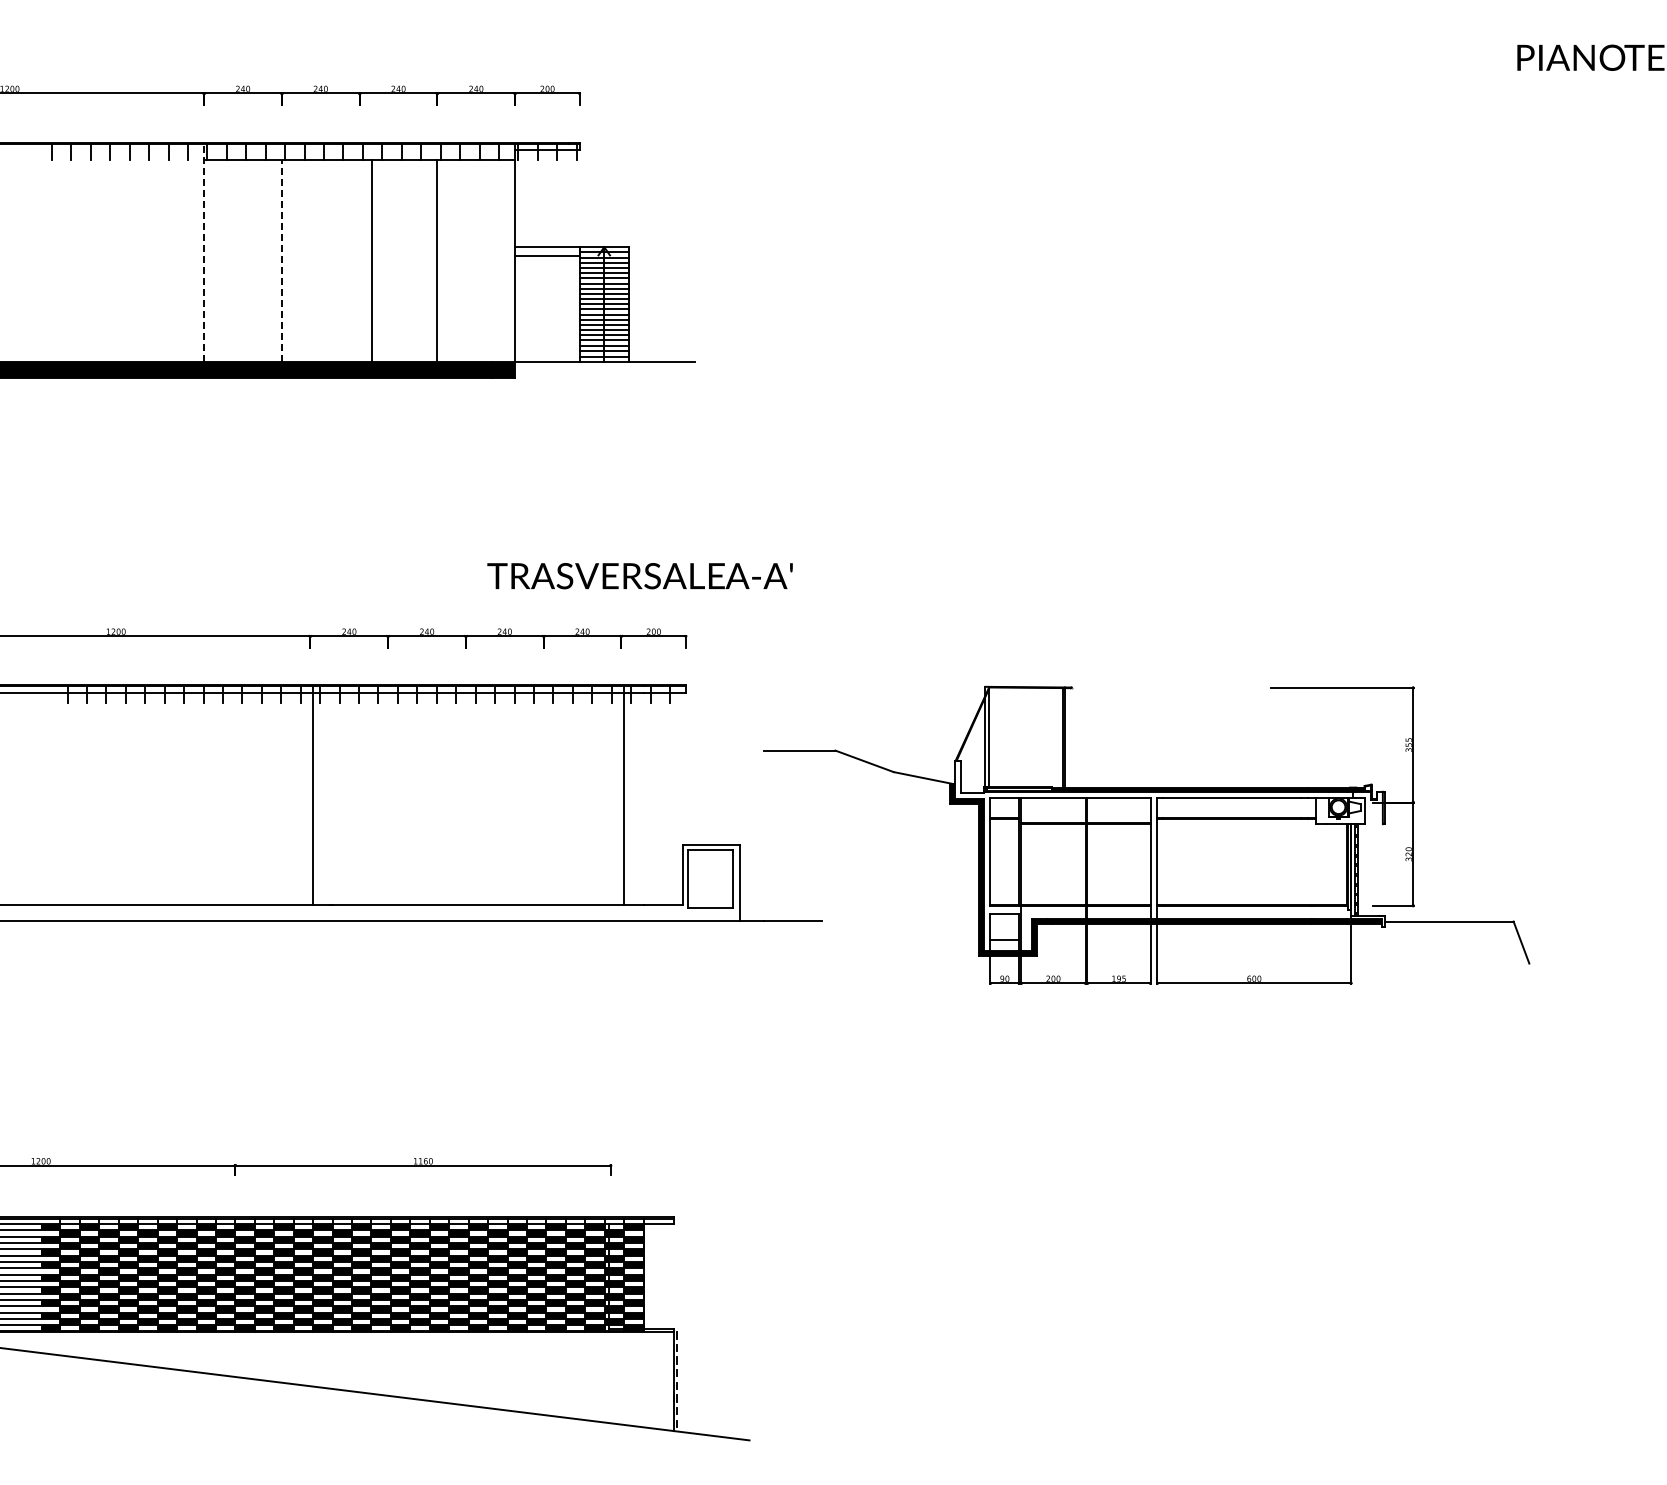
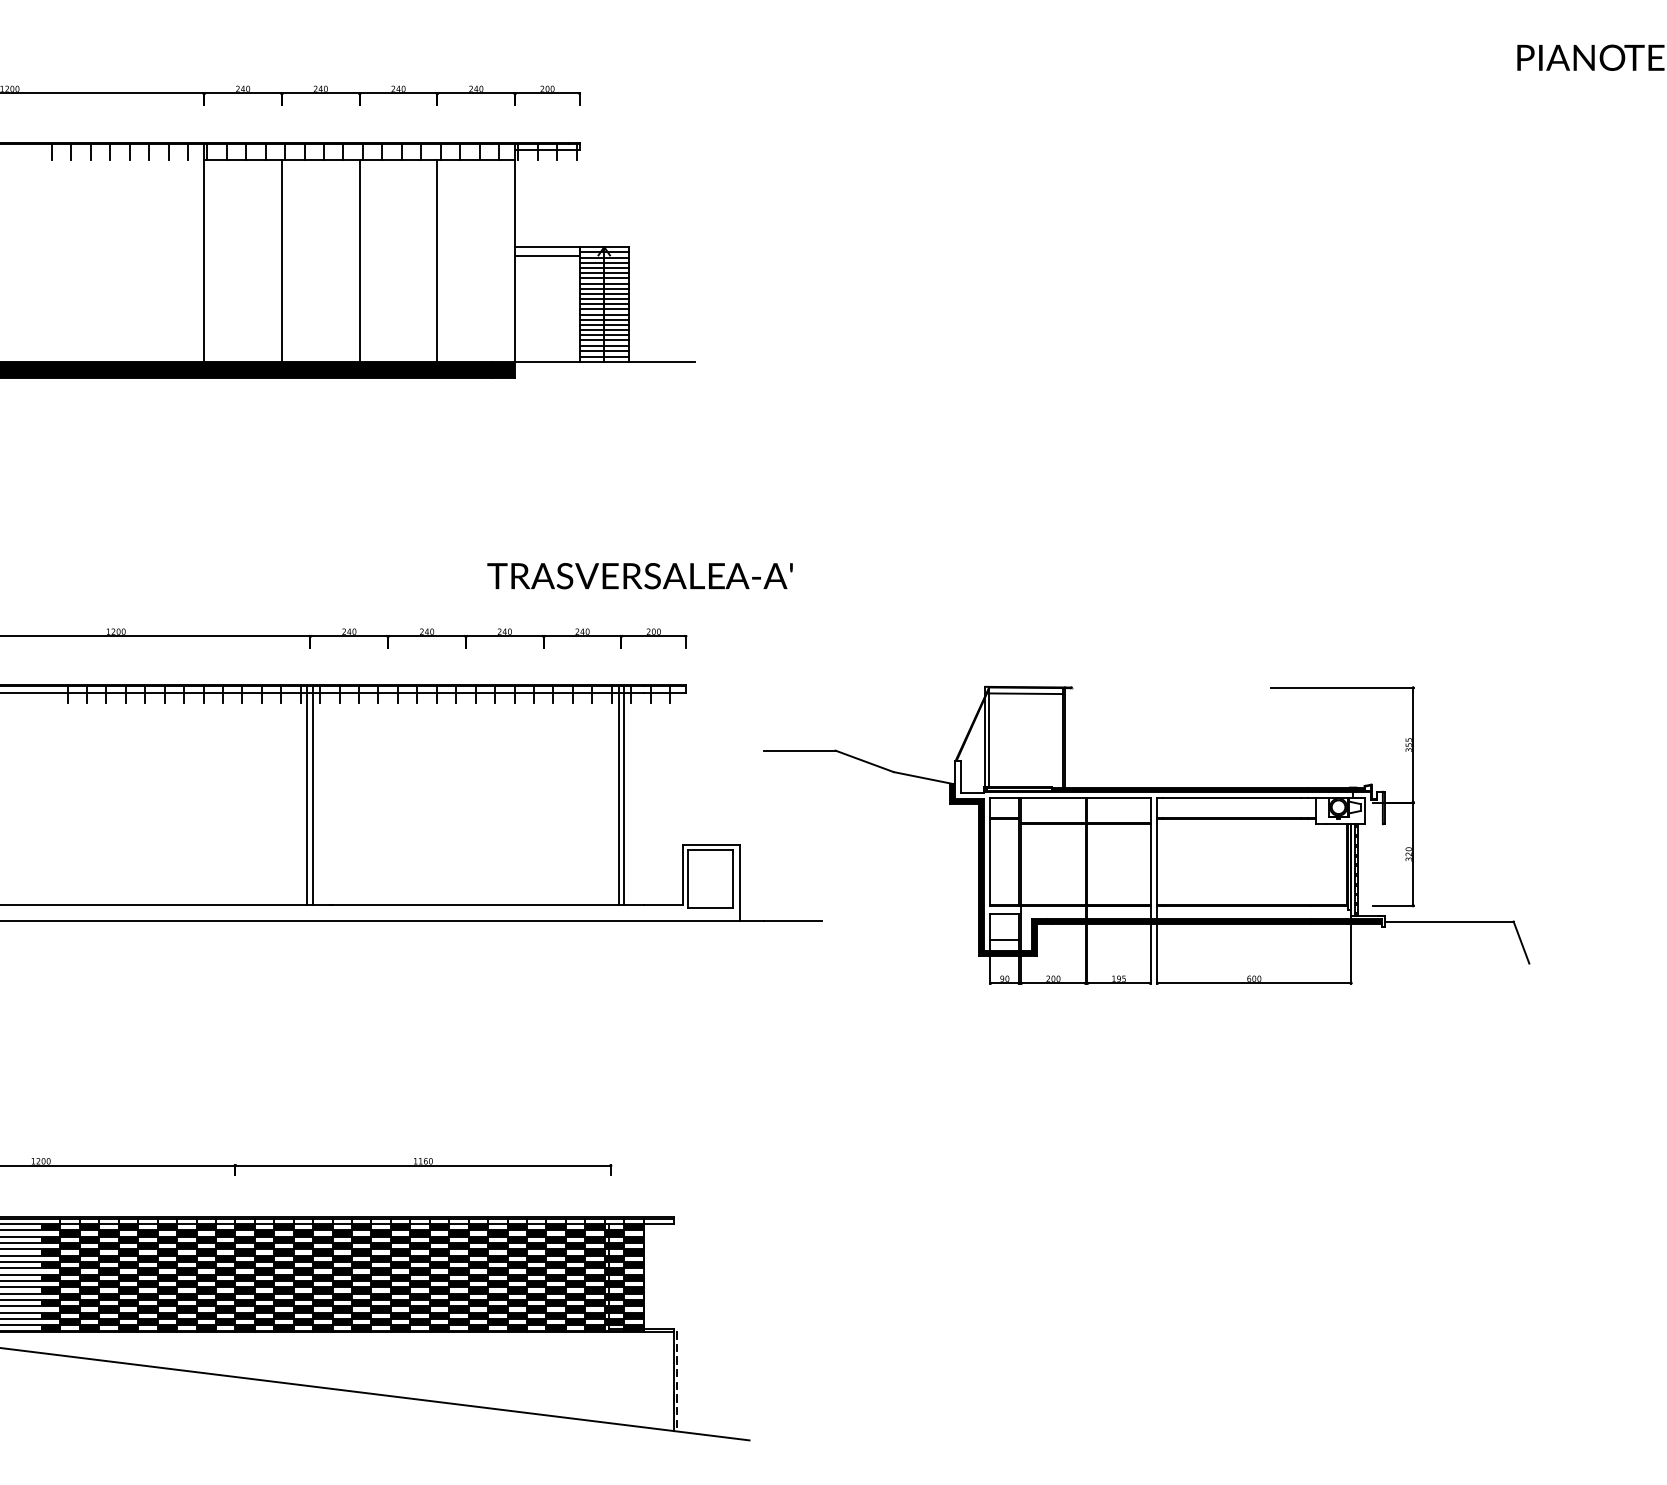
line: dashed -> solid (204, 252)
line: dashed -> solid (281, 260)
line position: (371, 260) -> (359, 260) (359, 260)
line: none -> present (1025, 693)
line: none -> present (307, 795)
line: none -> present (618, 795)
